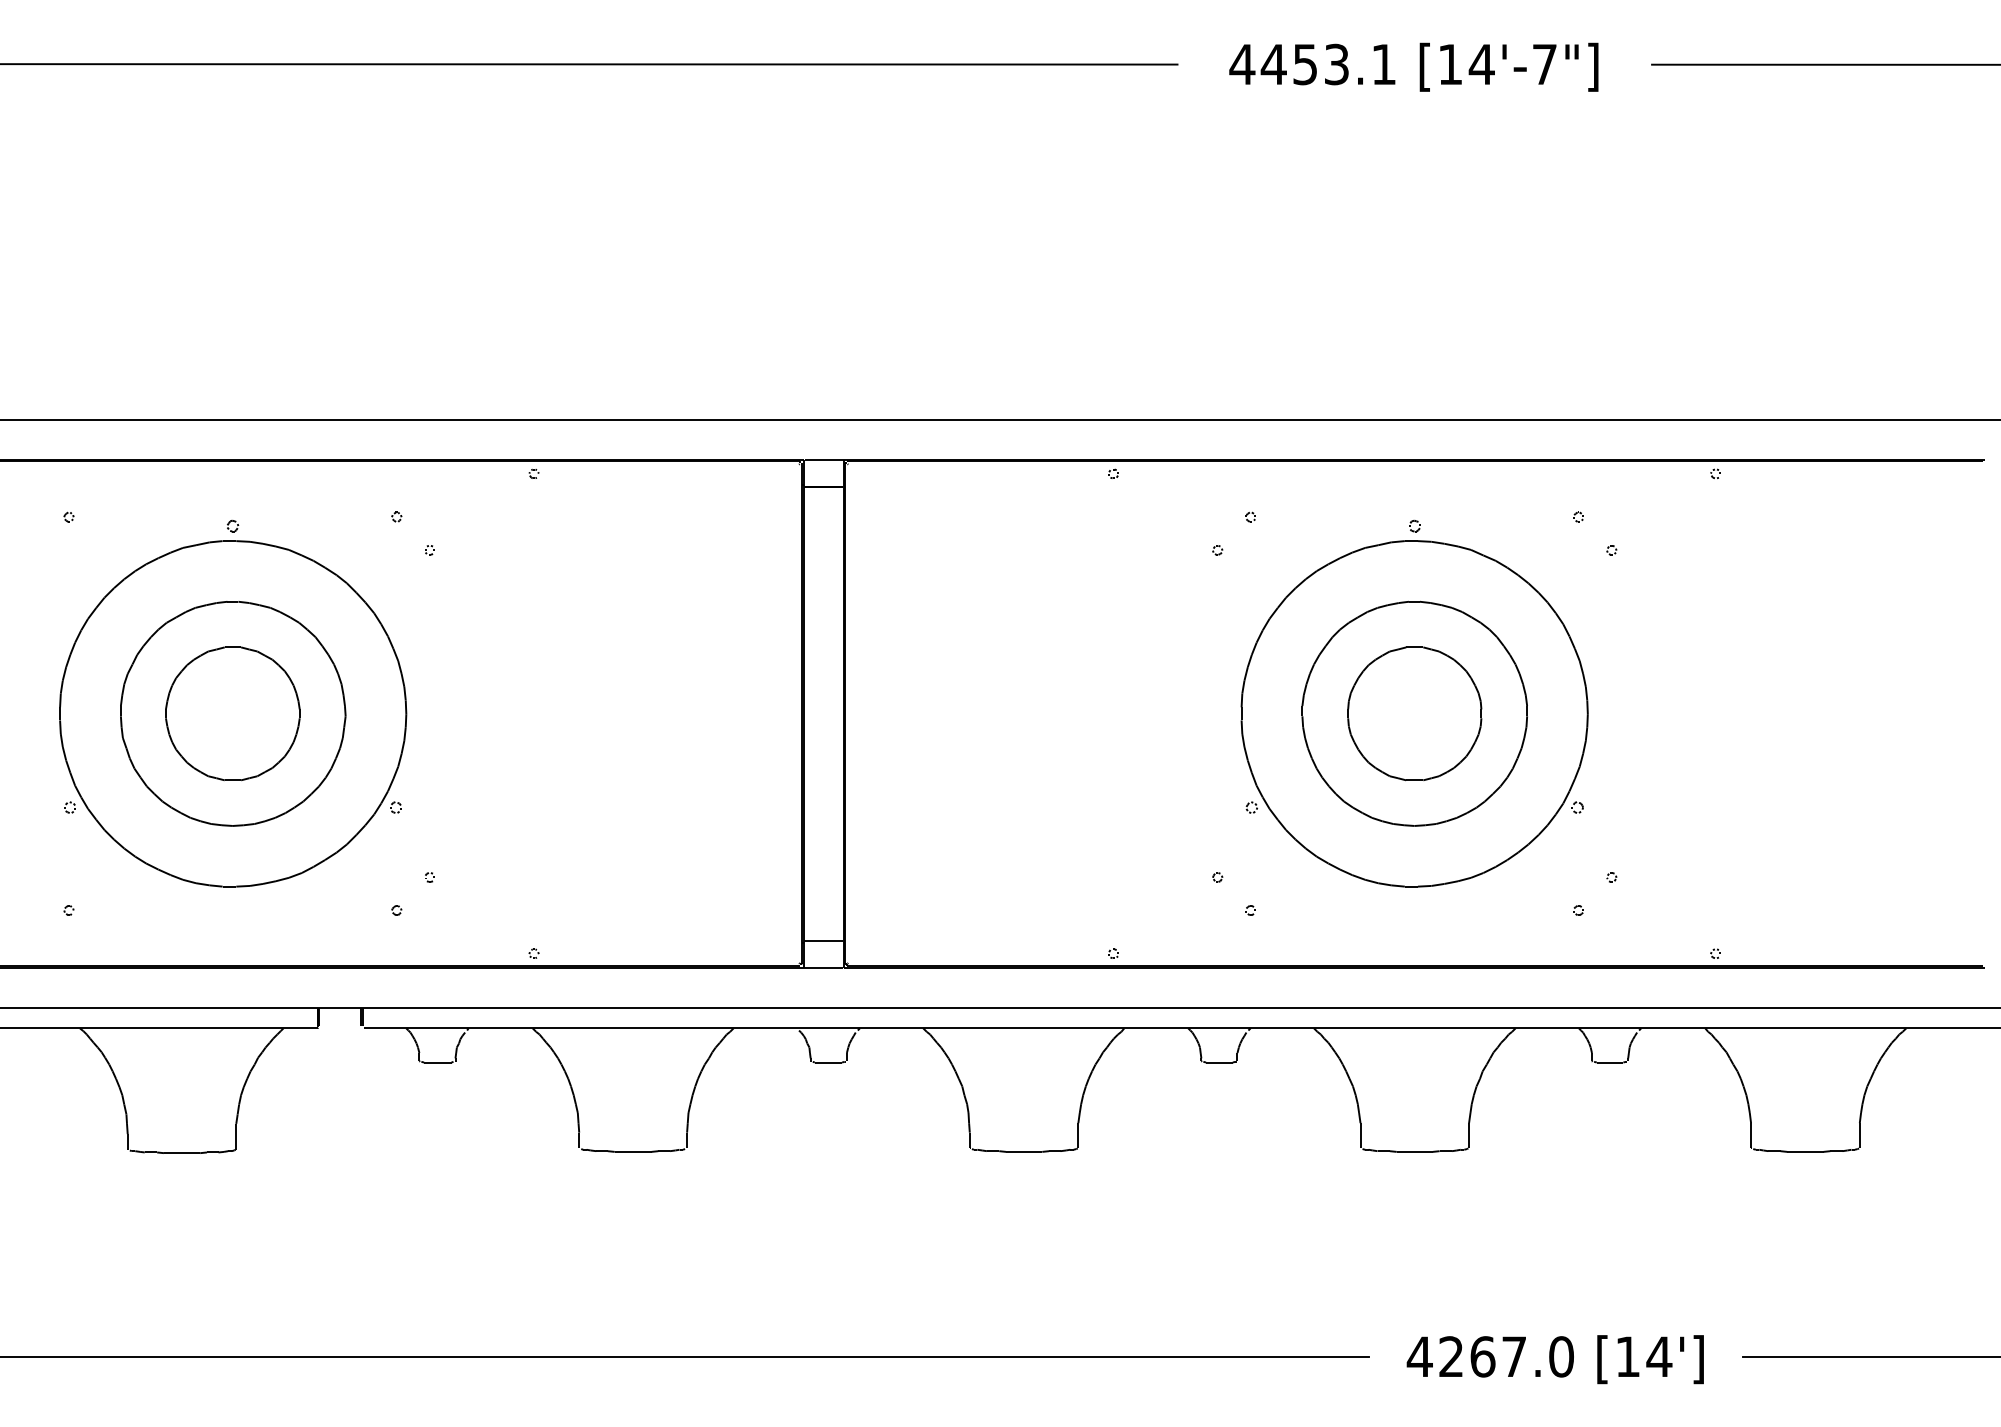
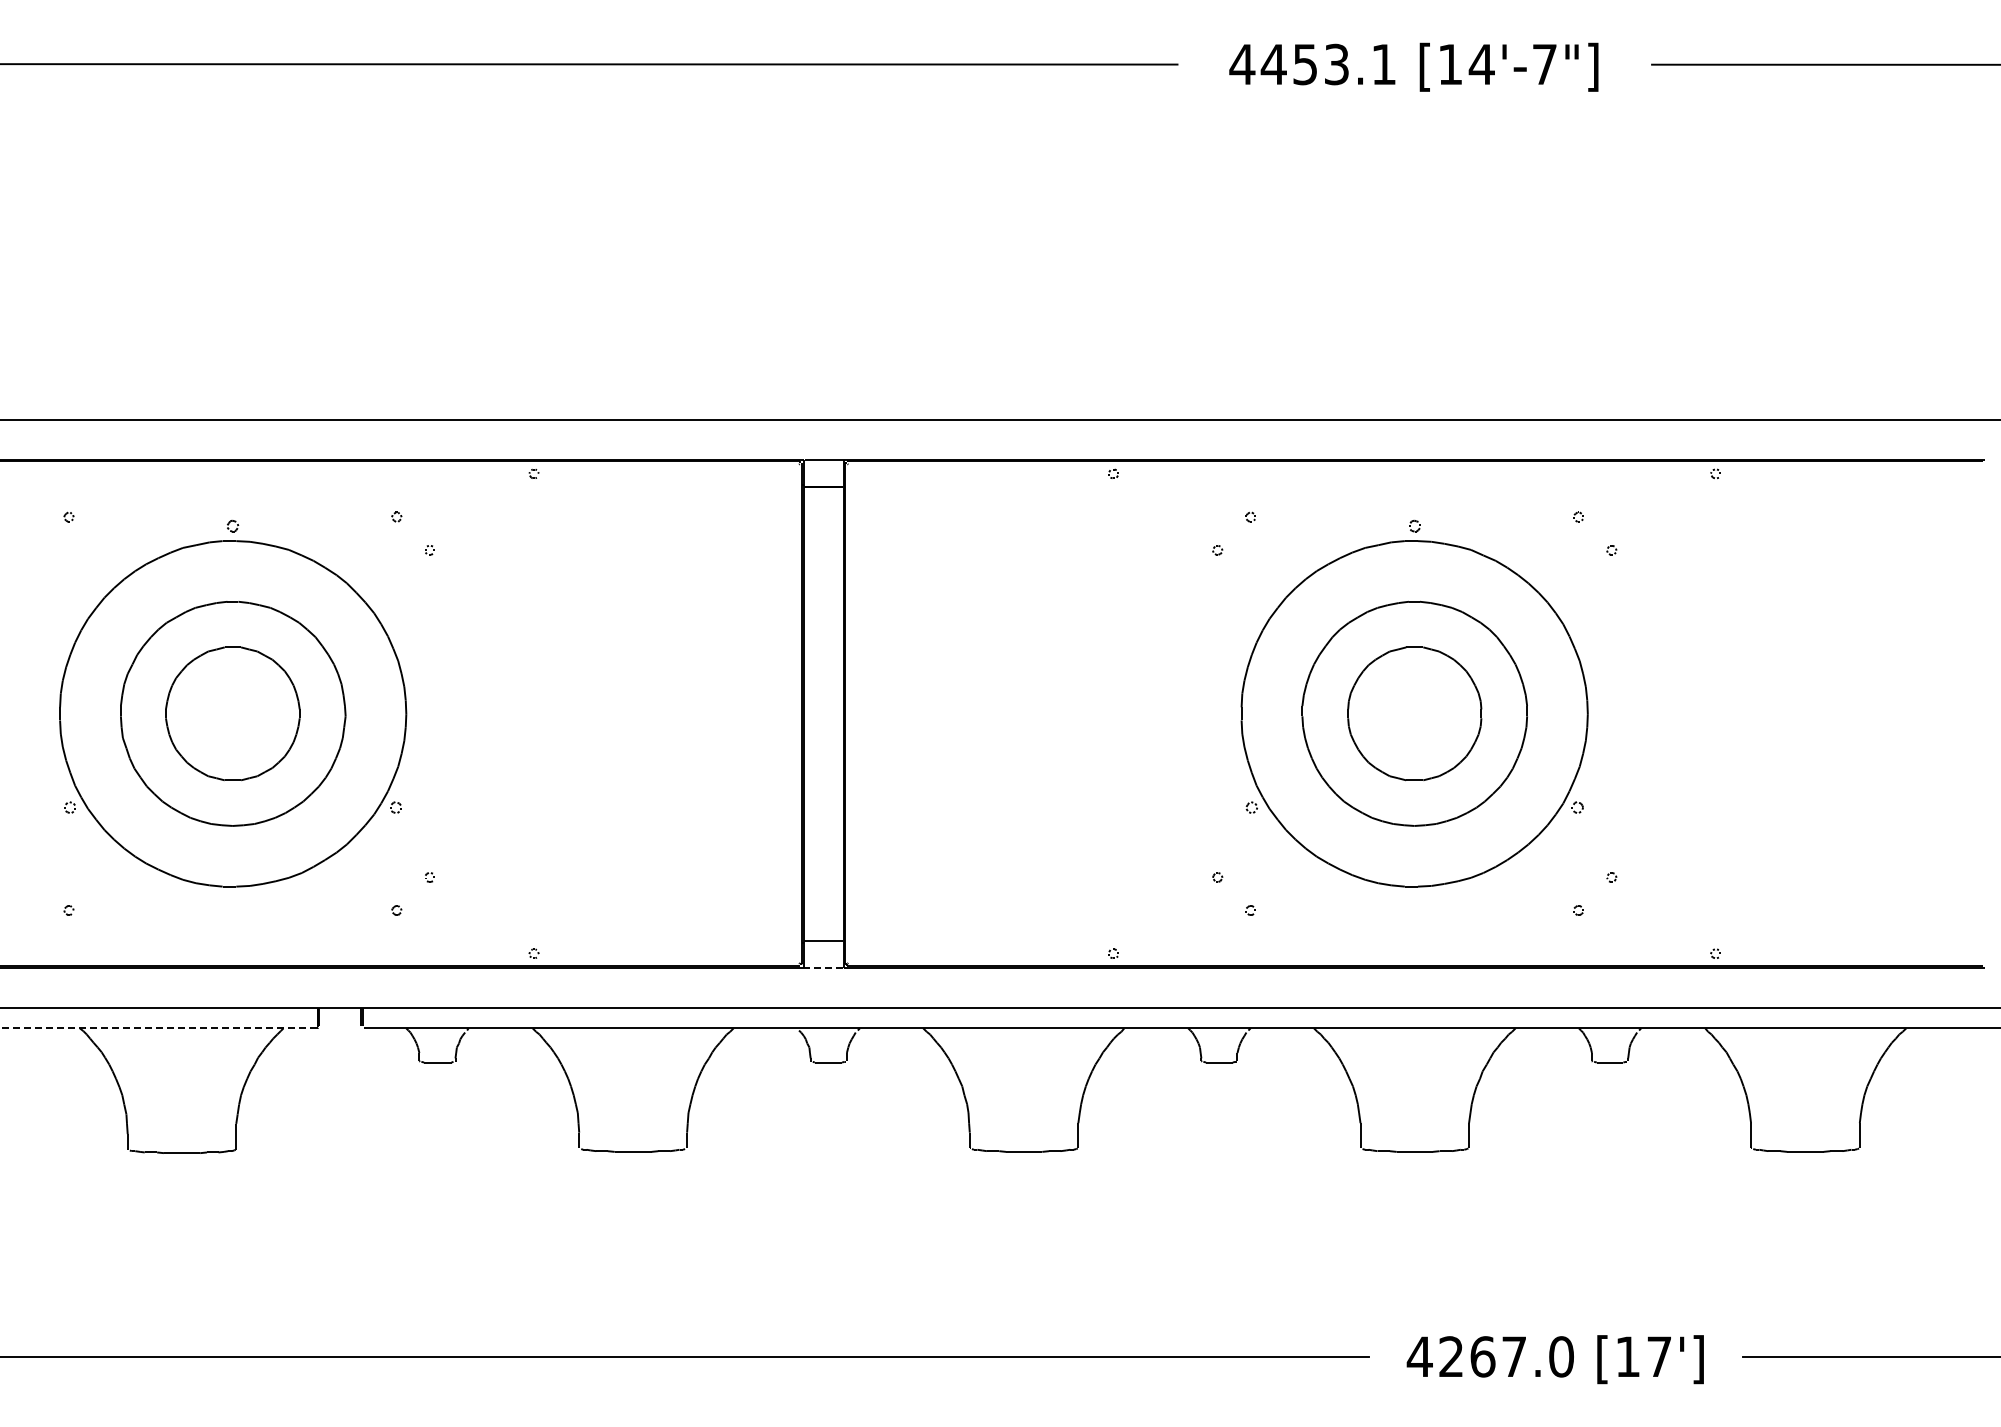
line: solid -> dashed (824, 967)
line: solid -> dashed (158, 1028)
text: [14'] -> [17'] (1659, 1356)
